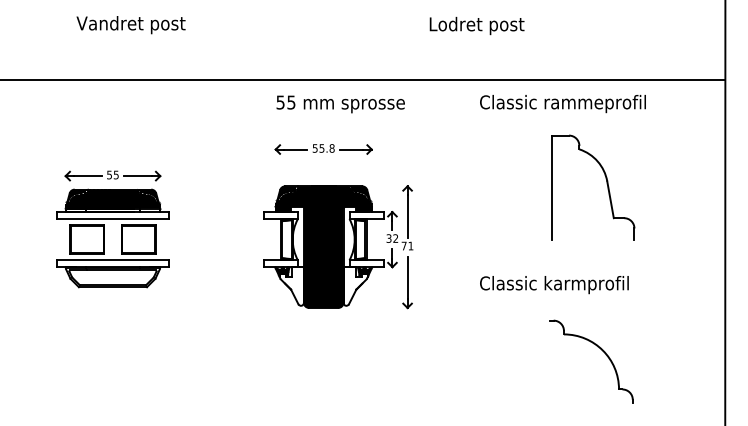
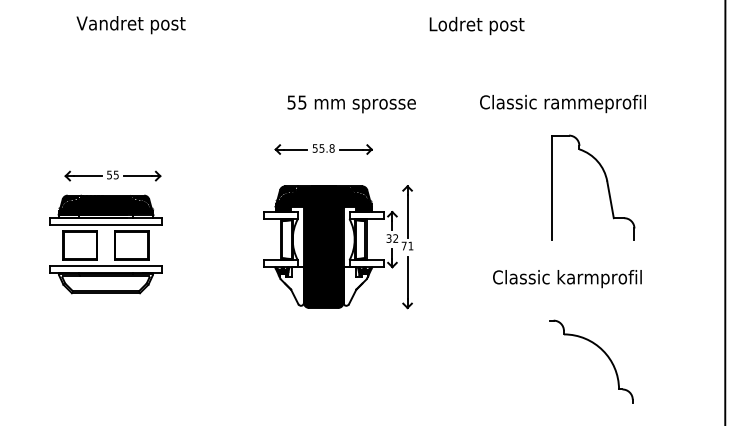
line: present -> none (363, 79)
text position: (340, 104) -> (351, 104) (351, 104)
part position: (104, 238) -> (97, 244) (97, 244)
text position: (554, 285) -> (567, 279) (567, 279)
